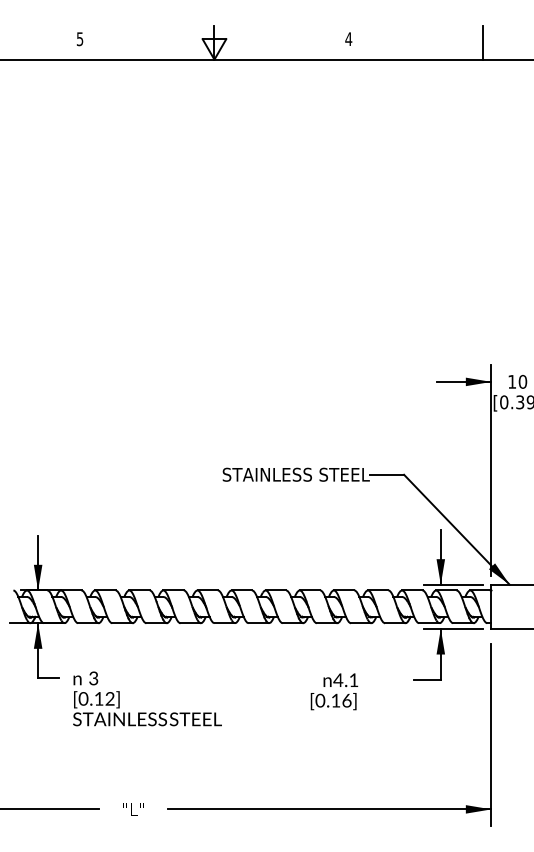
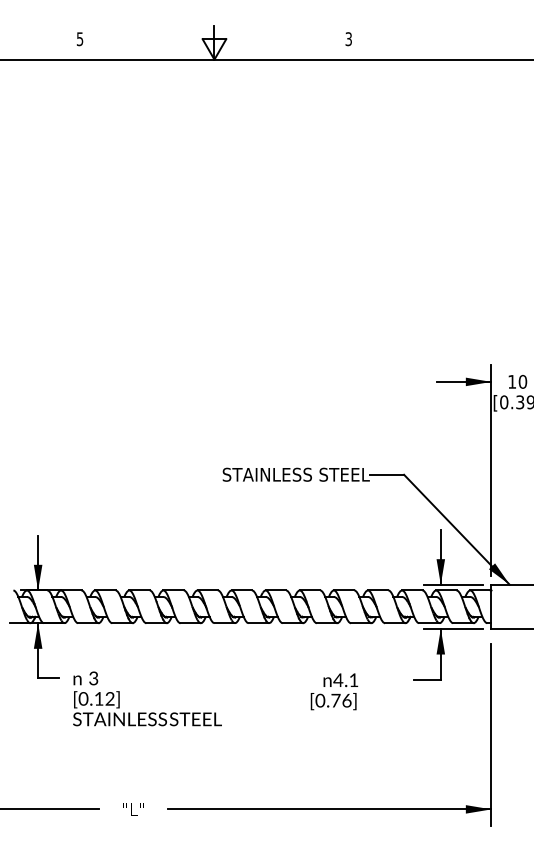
text: 4 -> 3 (348, 39)
line: present -> none (483, 42)
text: [0.16] -> [0.76] (335, 700)
